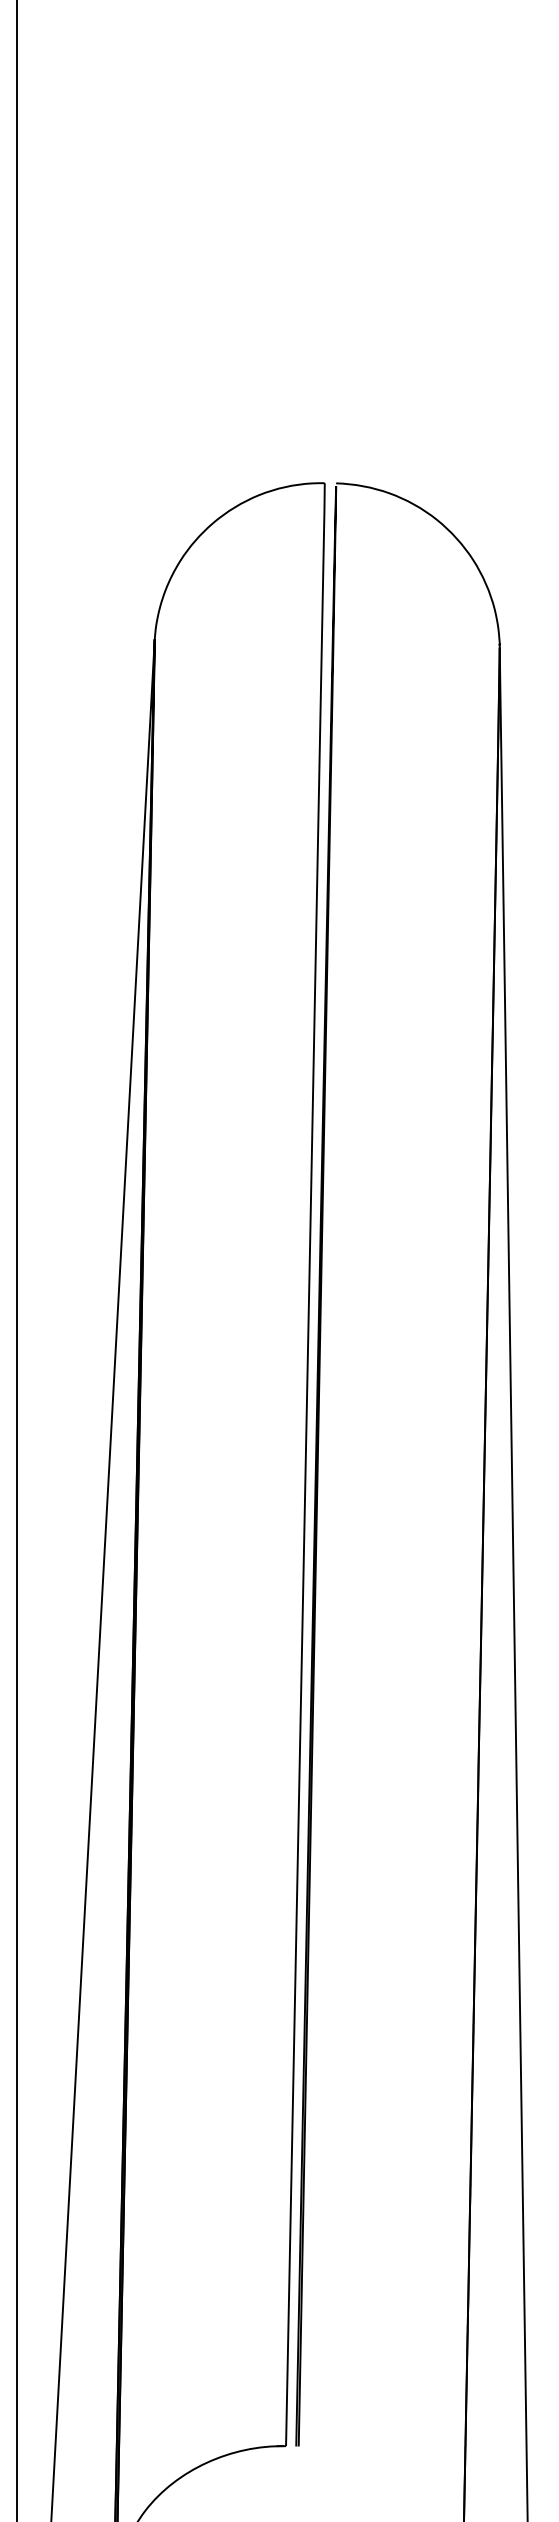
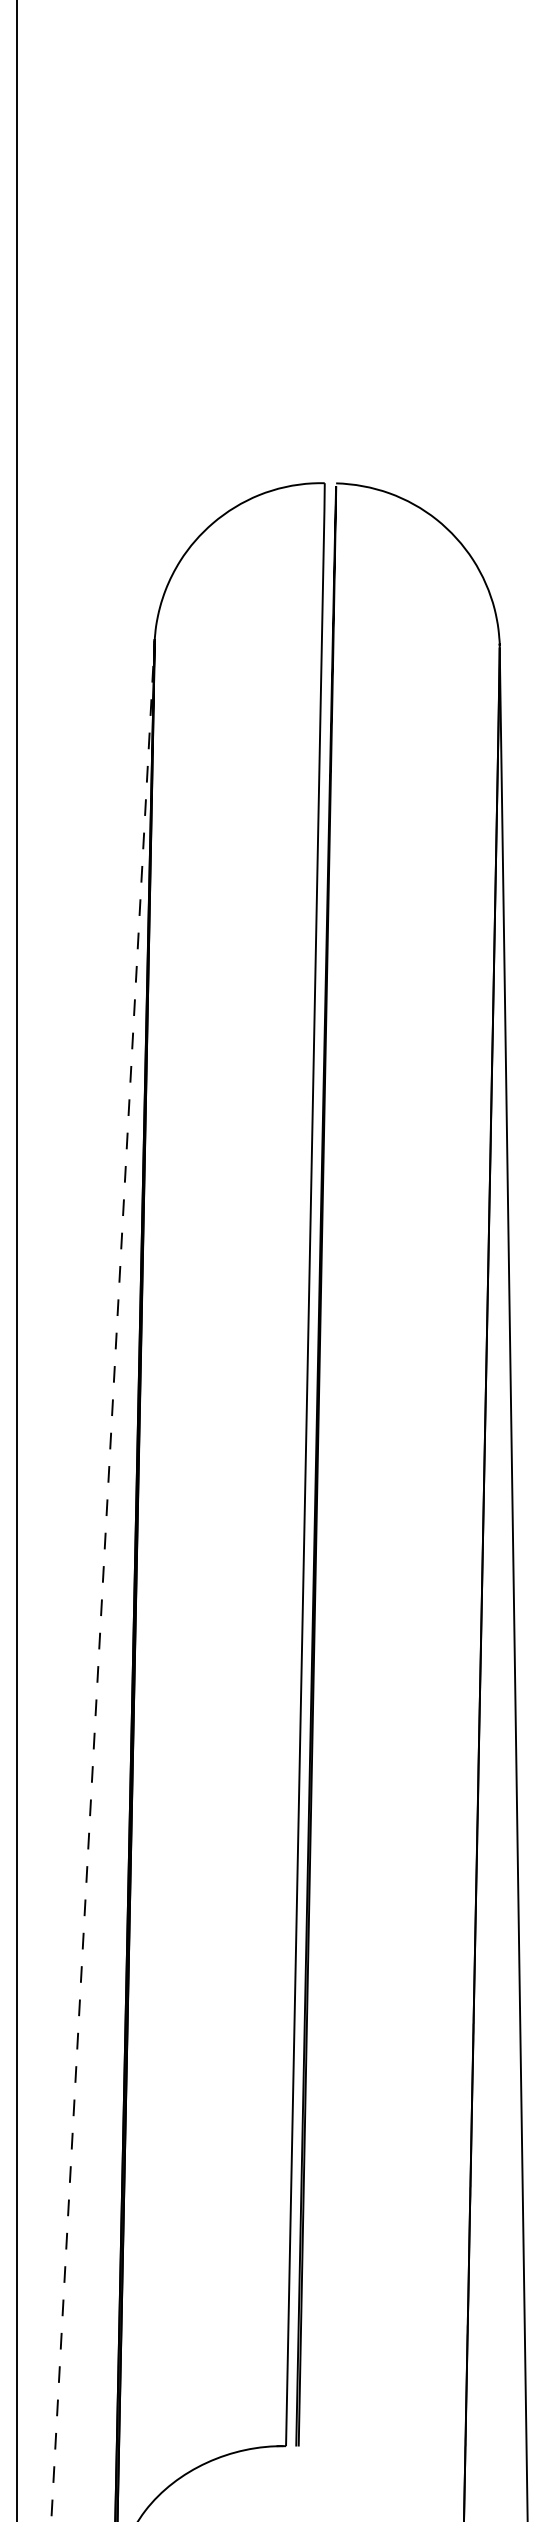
line: solid -> dashed (102, 1581)
